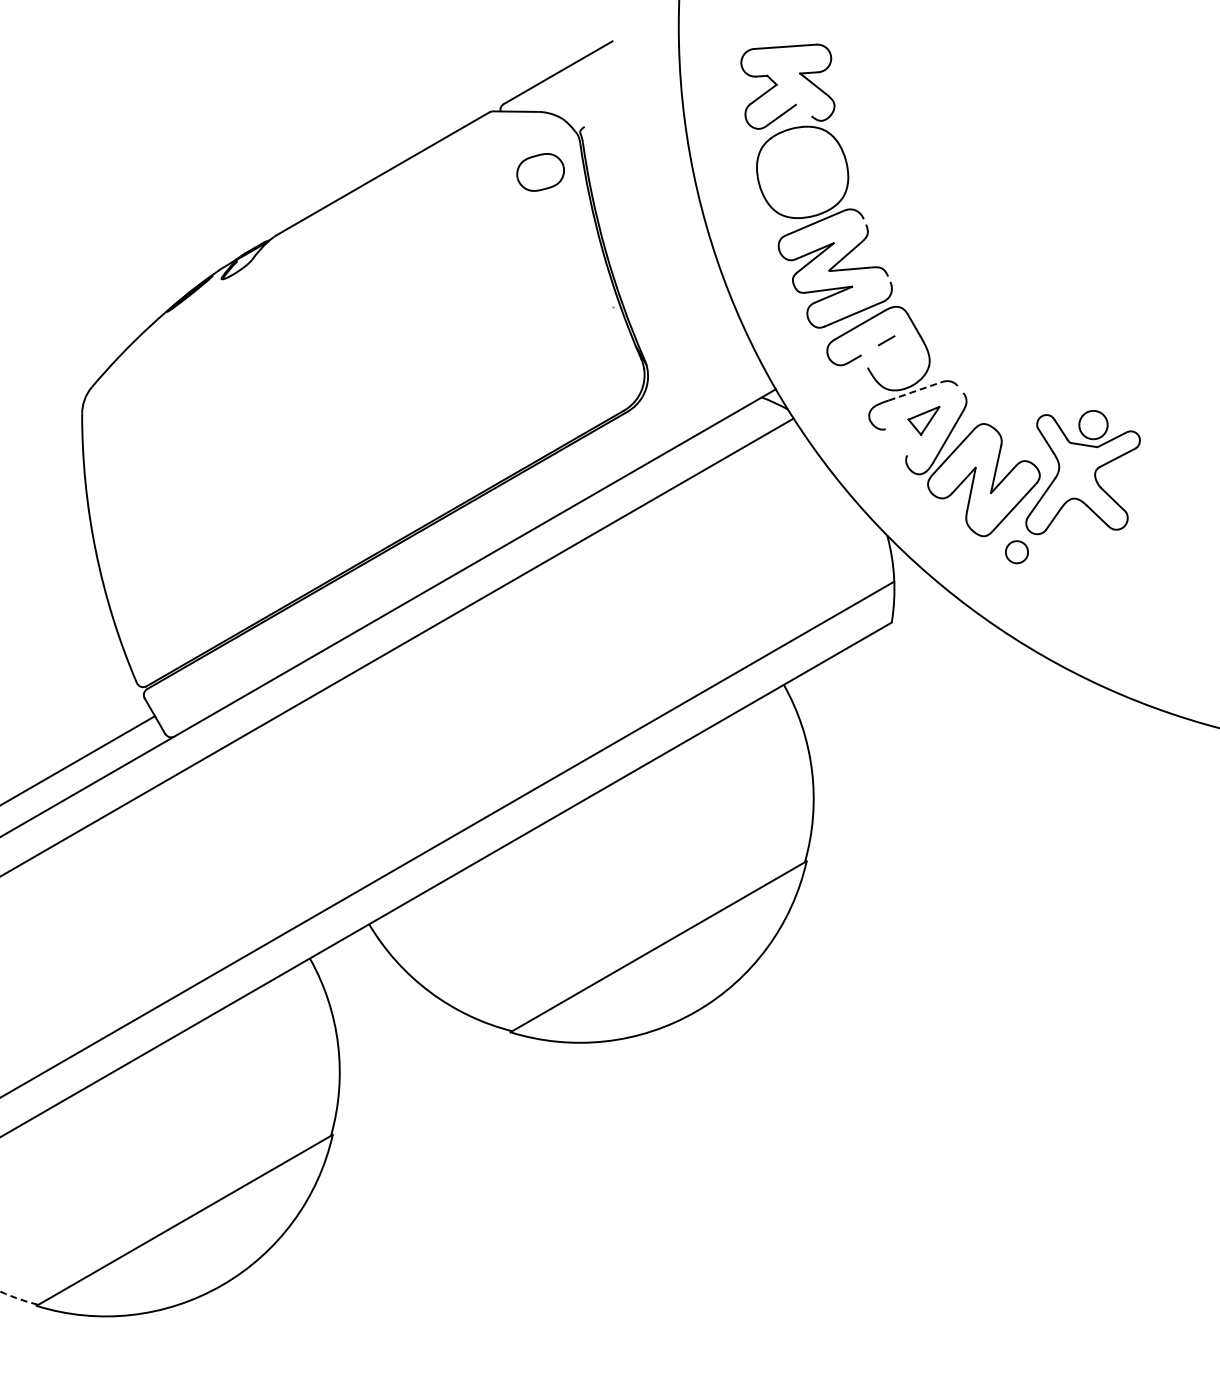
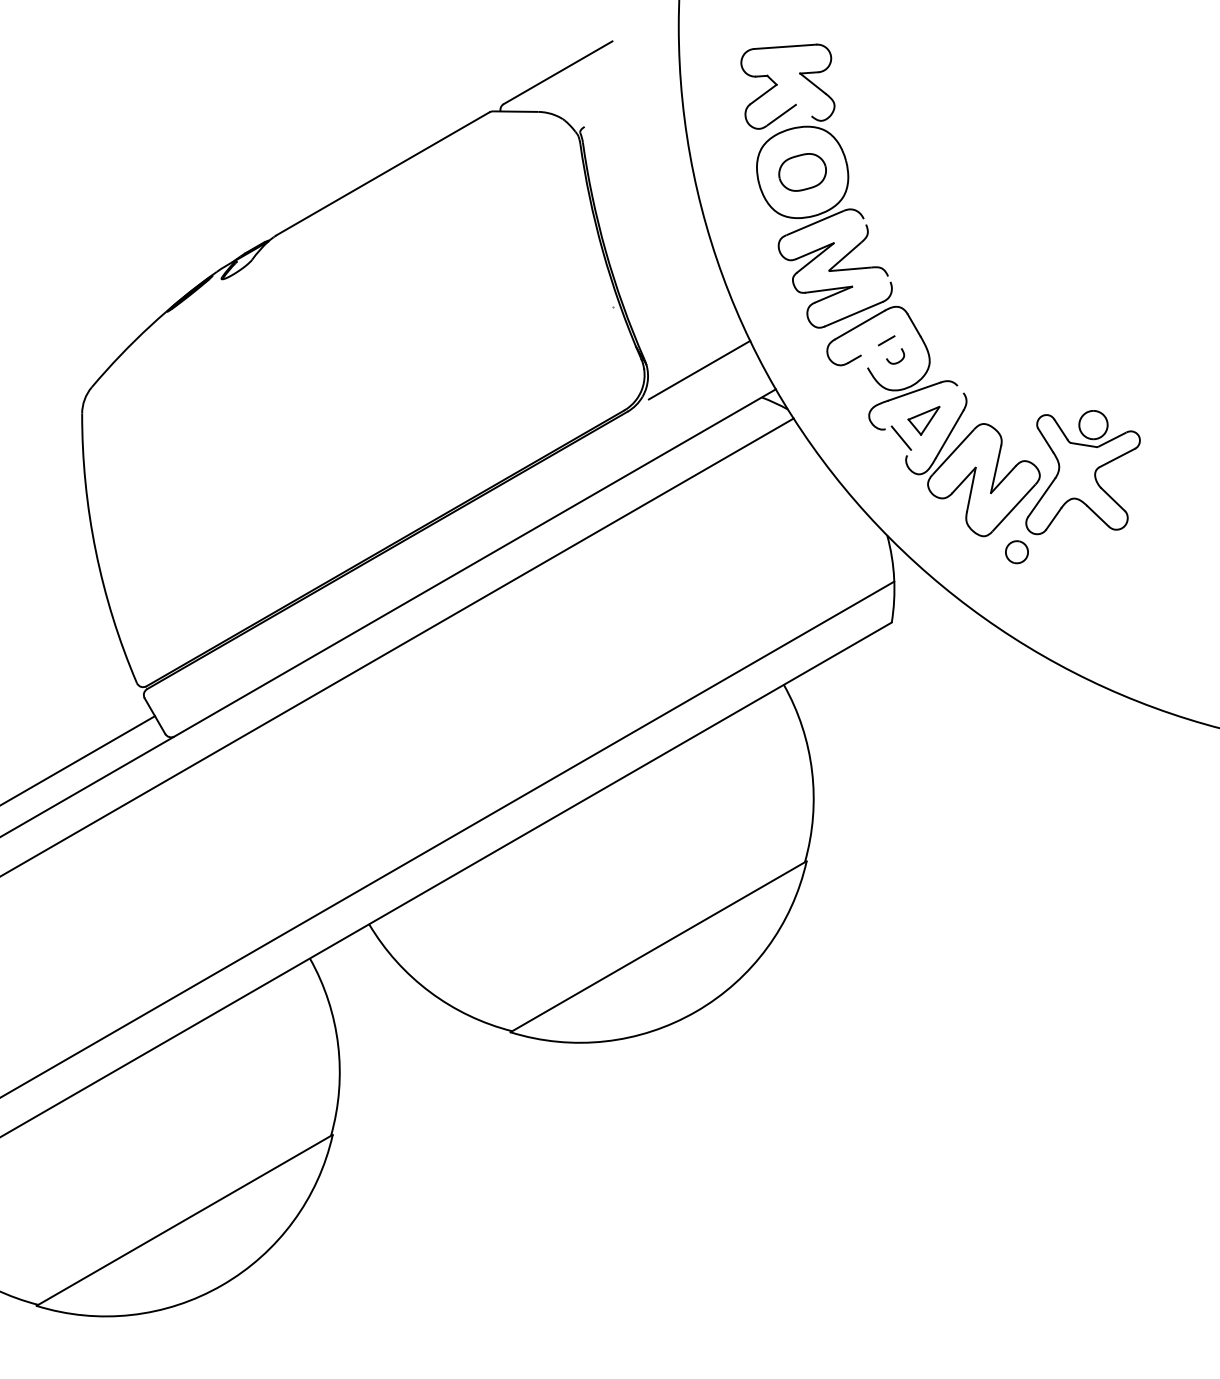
part position: (540, 172) -> (802, 172) (802, 172)
curve: none -> present (897, 361)
line: none -> present (699, 369)
line: dashed -> solid (914, 391)
line: none -> present (901, 437)
arc: dashed -> solid (19, 1299)
